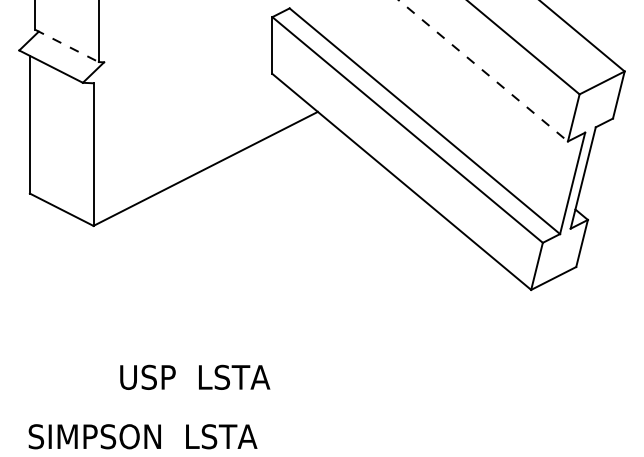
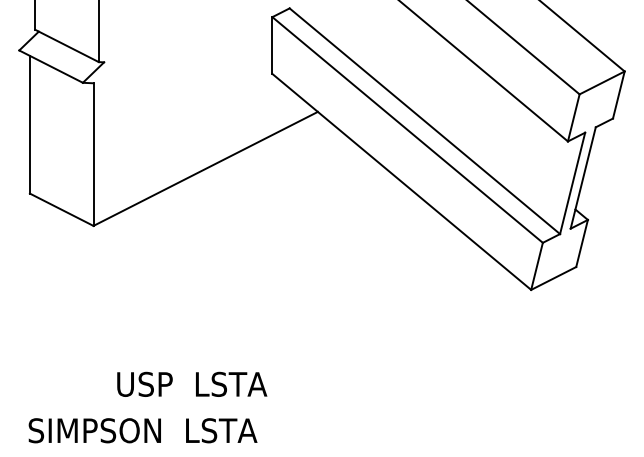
line: dashed -> solid (67, 45)
line: dashed -> solid (483, 71)
text position: (195, 376) -> (192, 383) (192, 383)
text position: (142, 436) -> (142, 430) (142, 430)
